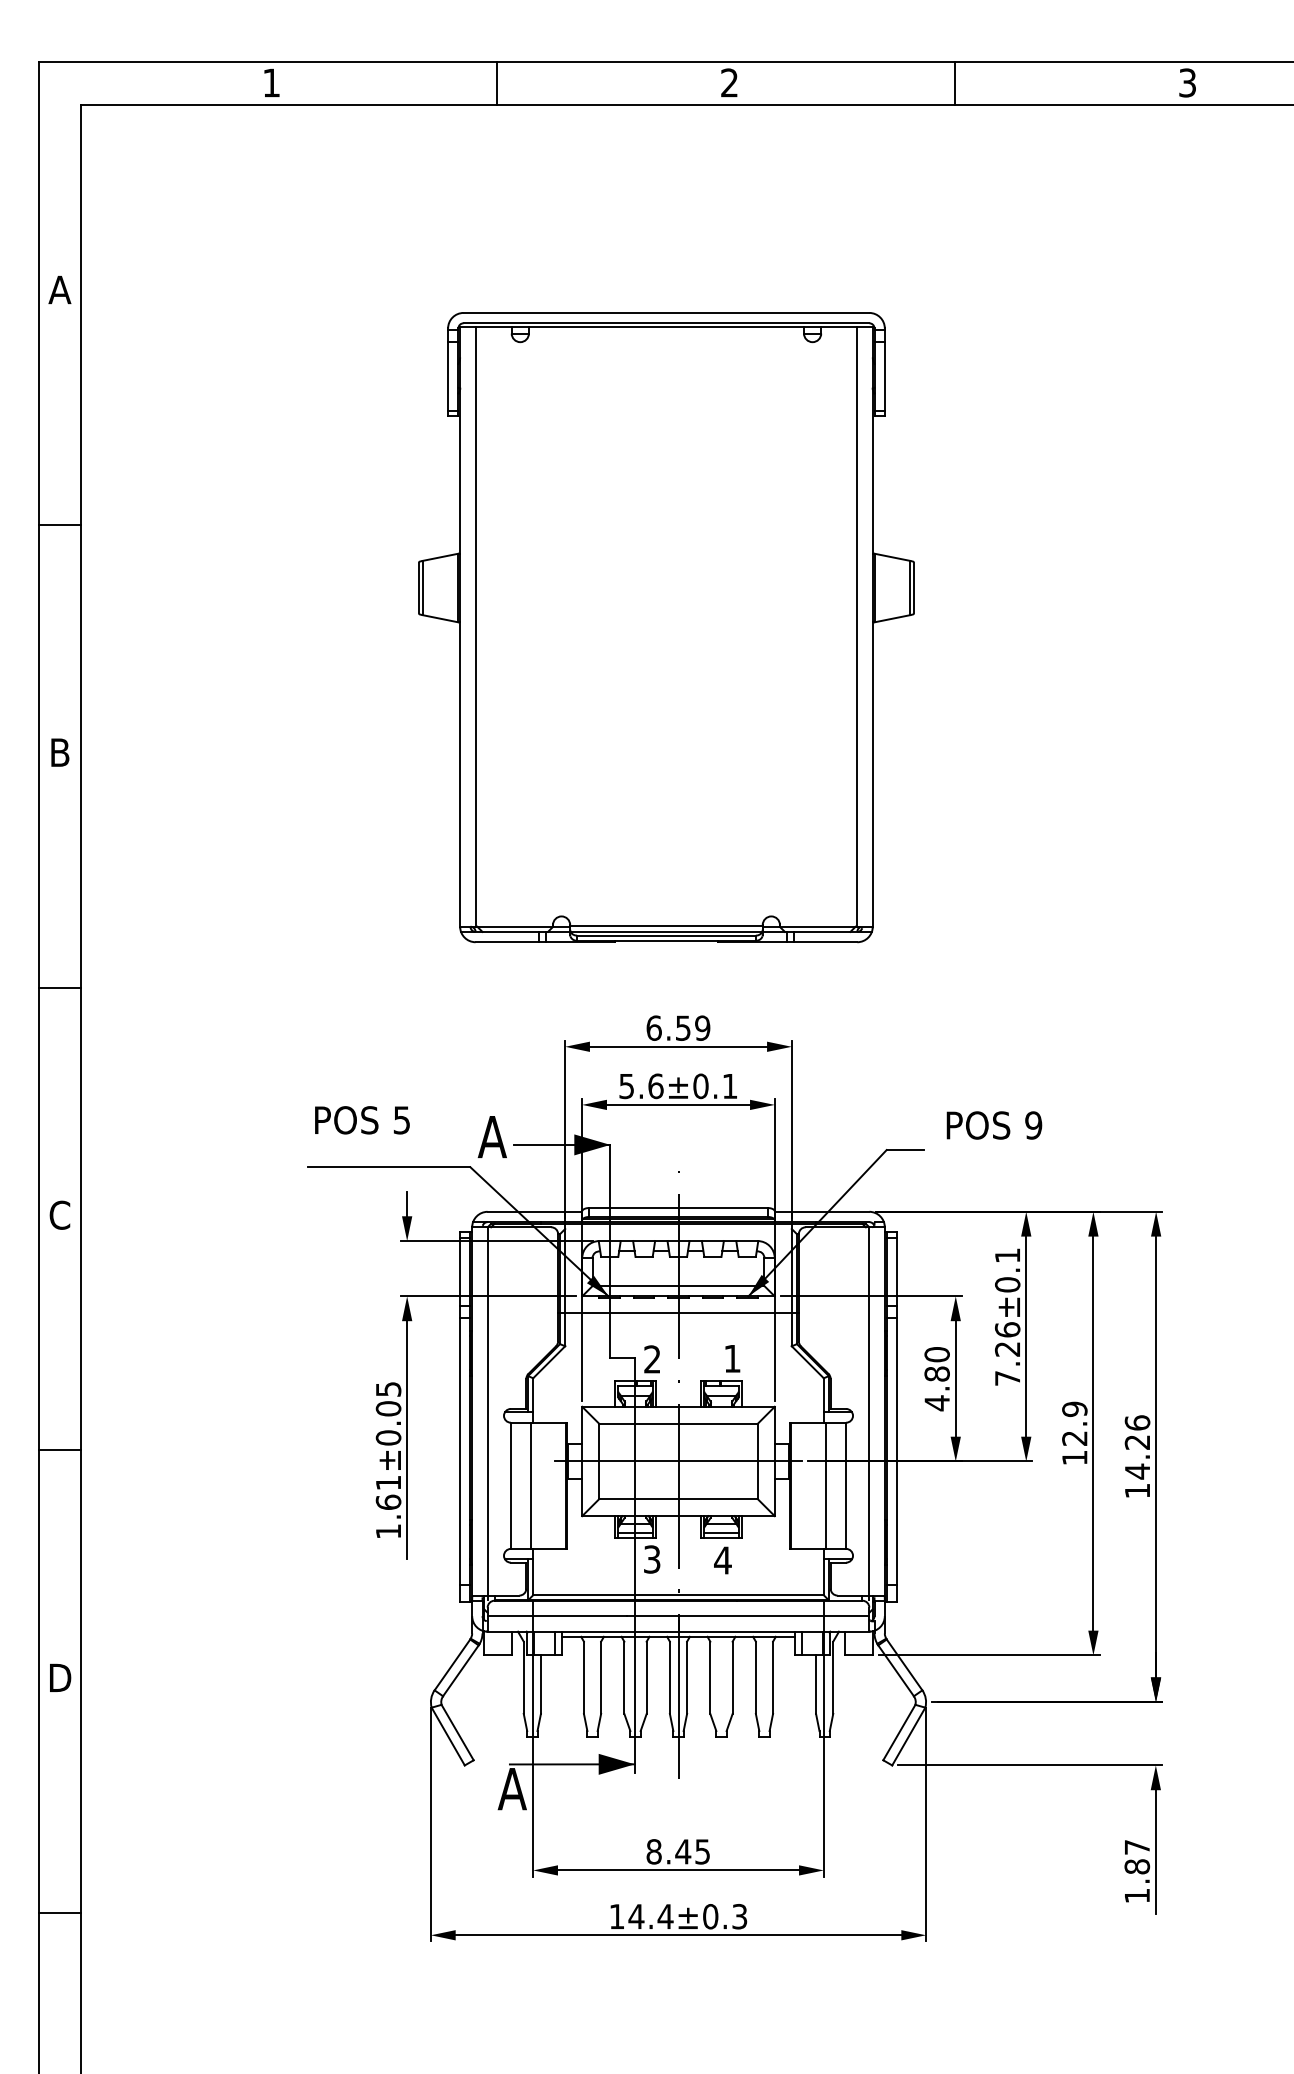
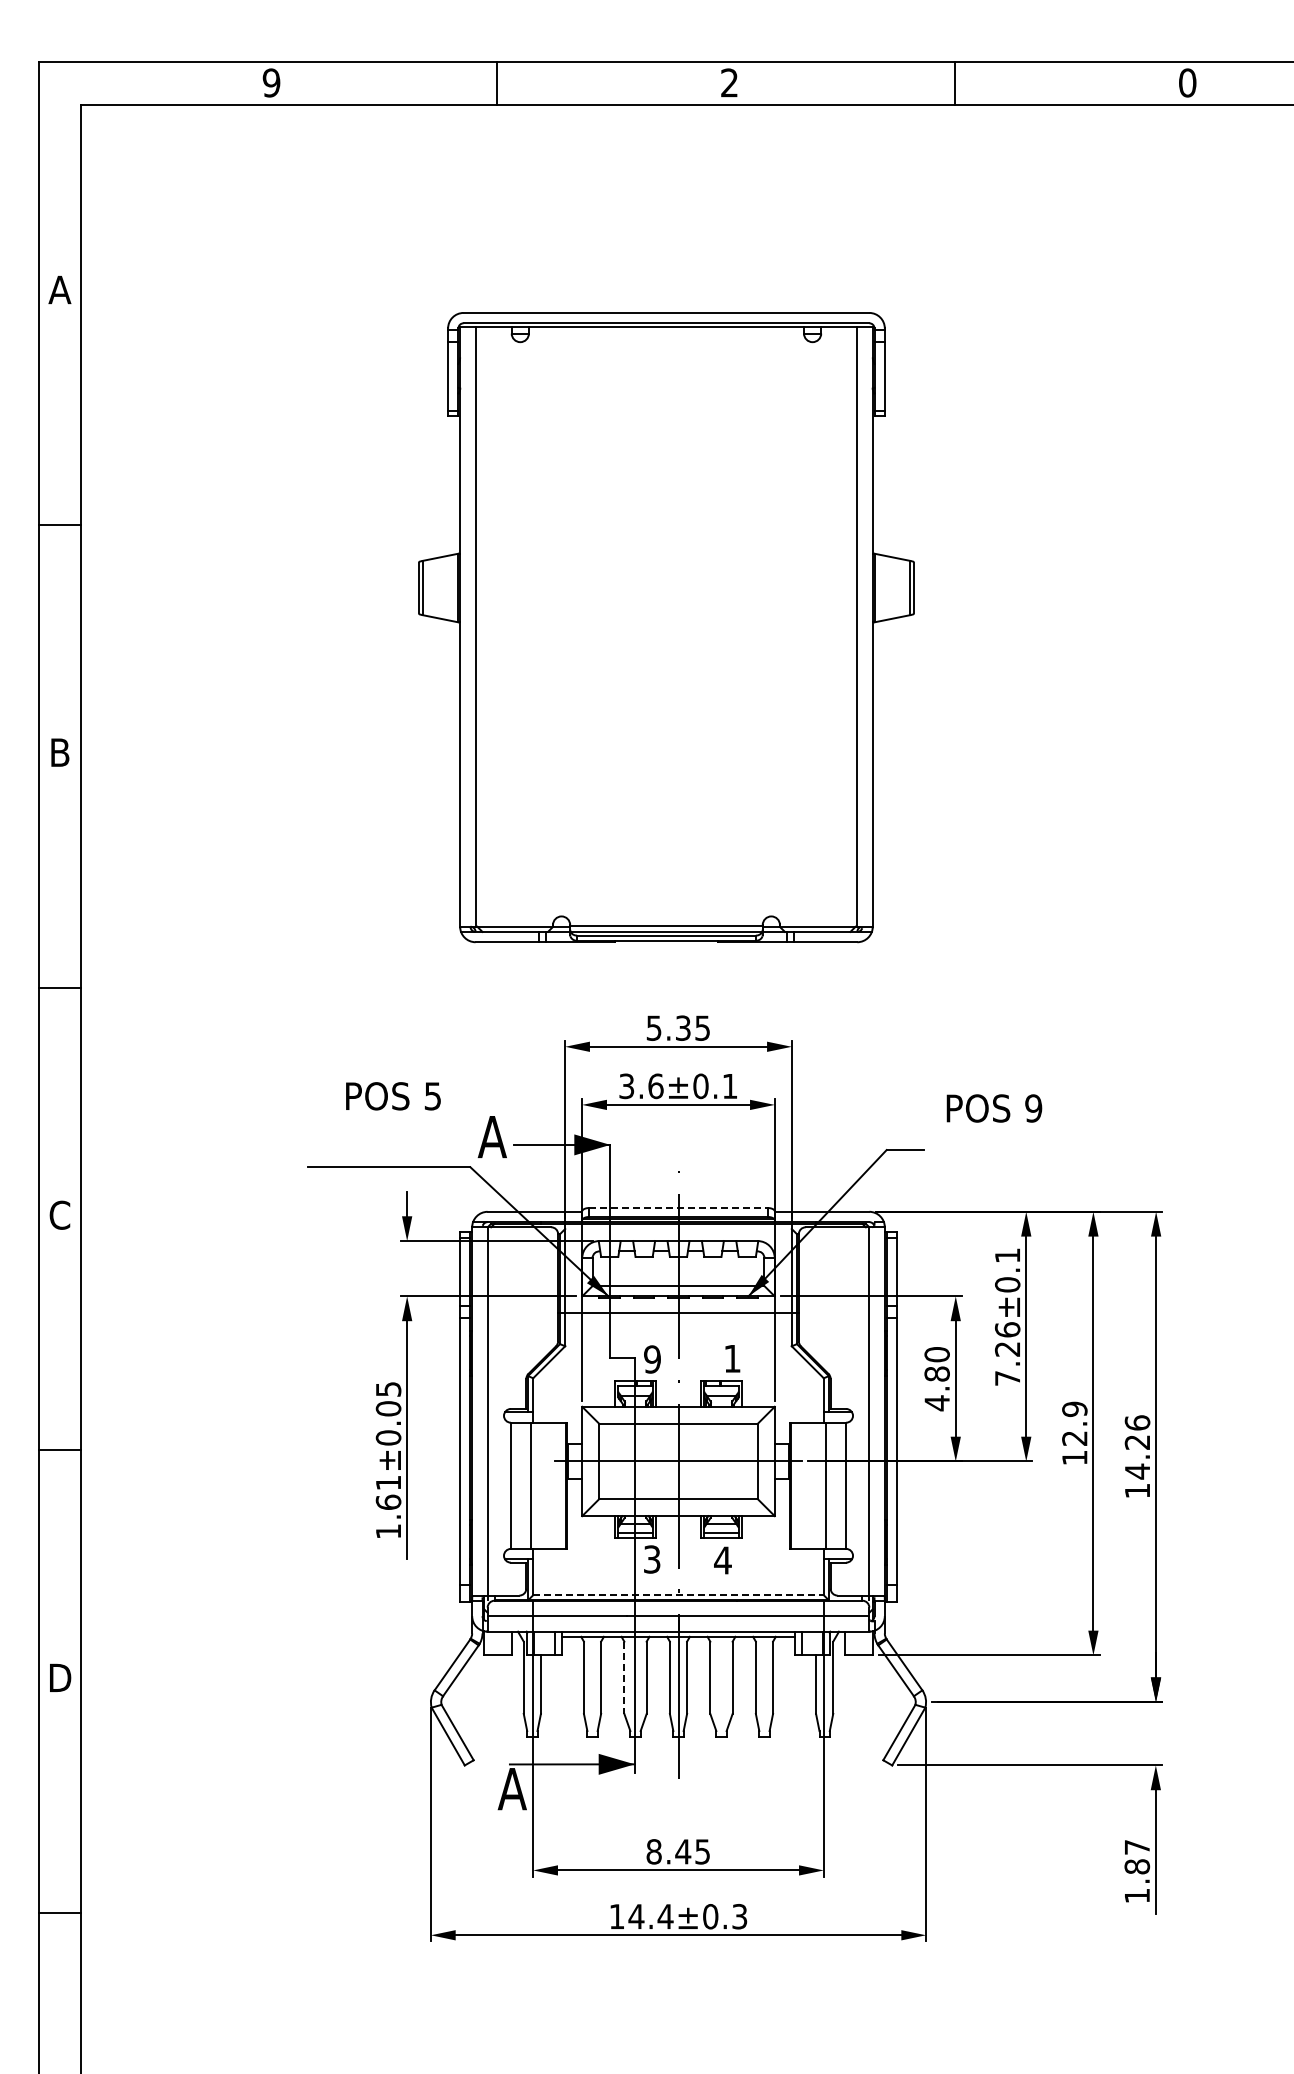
text: 1 -> 9 (271, 82)
text: 3 -> 0 (1187, 82)
text: 6.59 -> 5.35 (678, 1027)
text: 5.6±0.1 -> 3.6±0.1 (627, 1085)
text position: (362, 1120) -> (393, 1096) (393, 1096)
text position: (994, 1125) -> (994, 1108) (994, 1108)
line: solid -> dashed (679, 1208)
text: 2 -> 9 (652, 1359)
line: solid -> dashed (679, 1595)
line: solid -> dashed (624, 1678)
